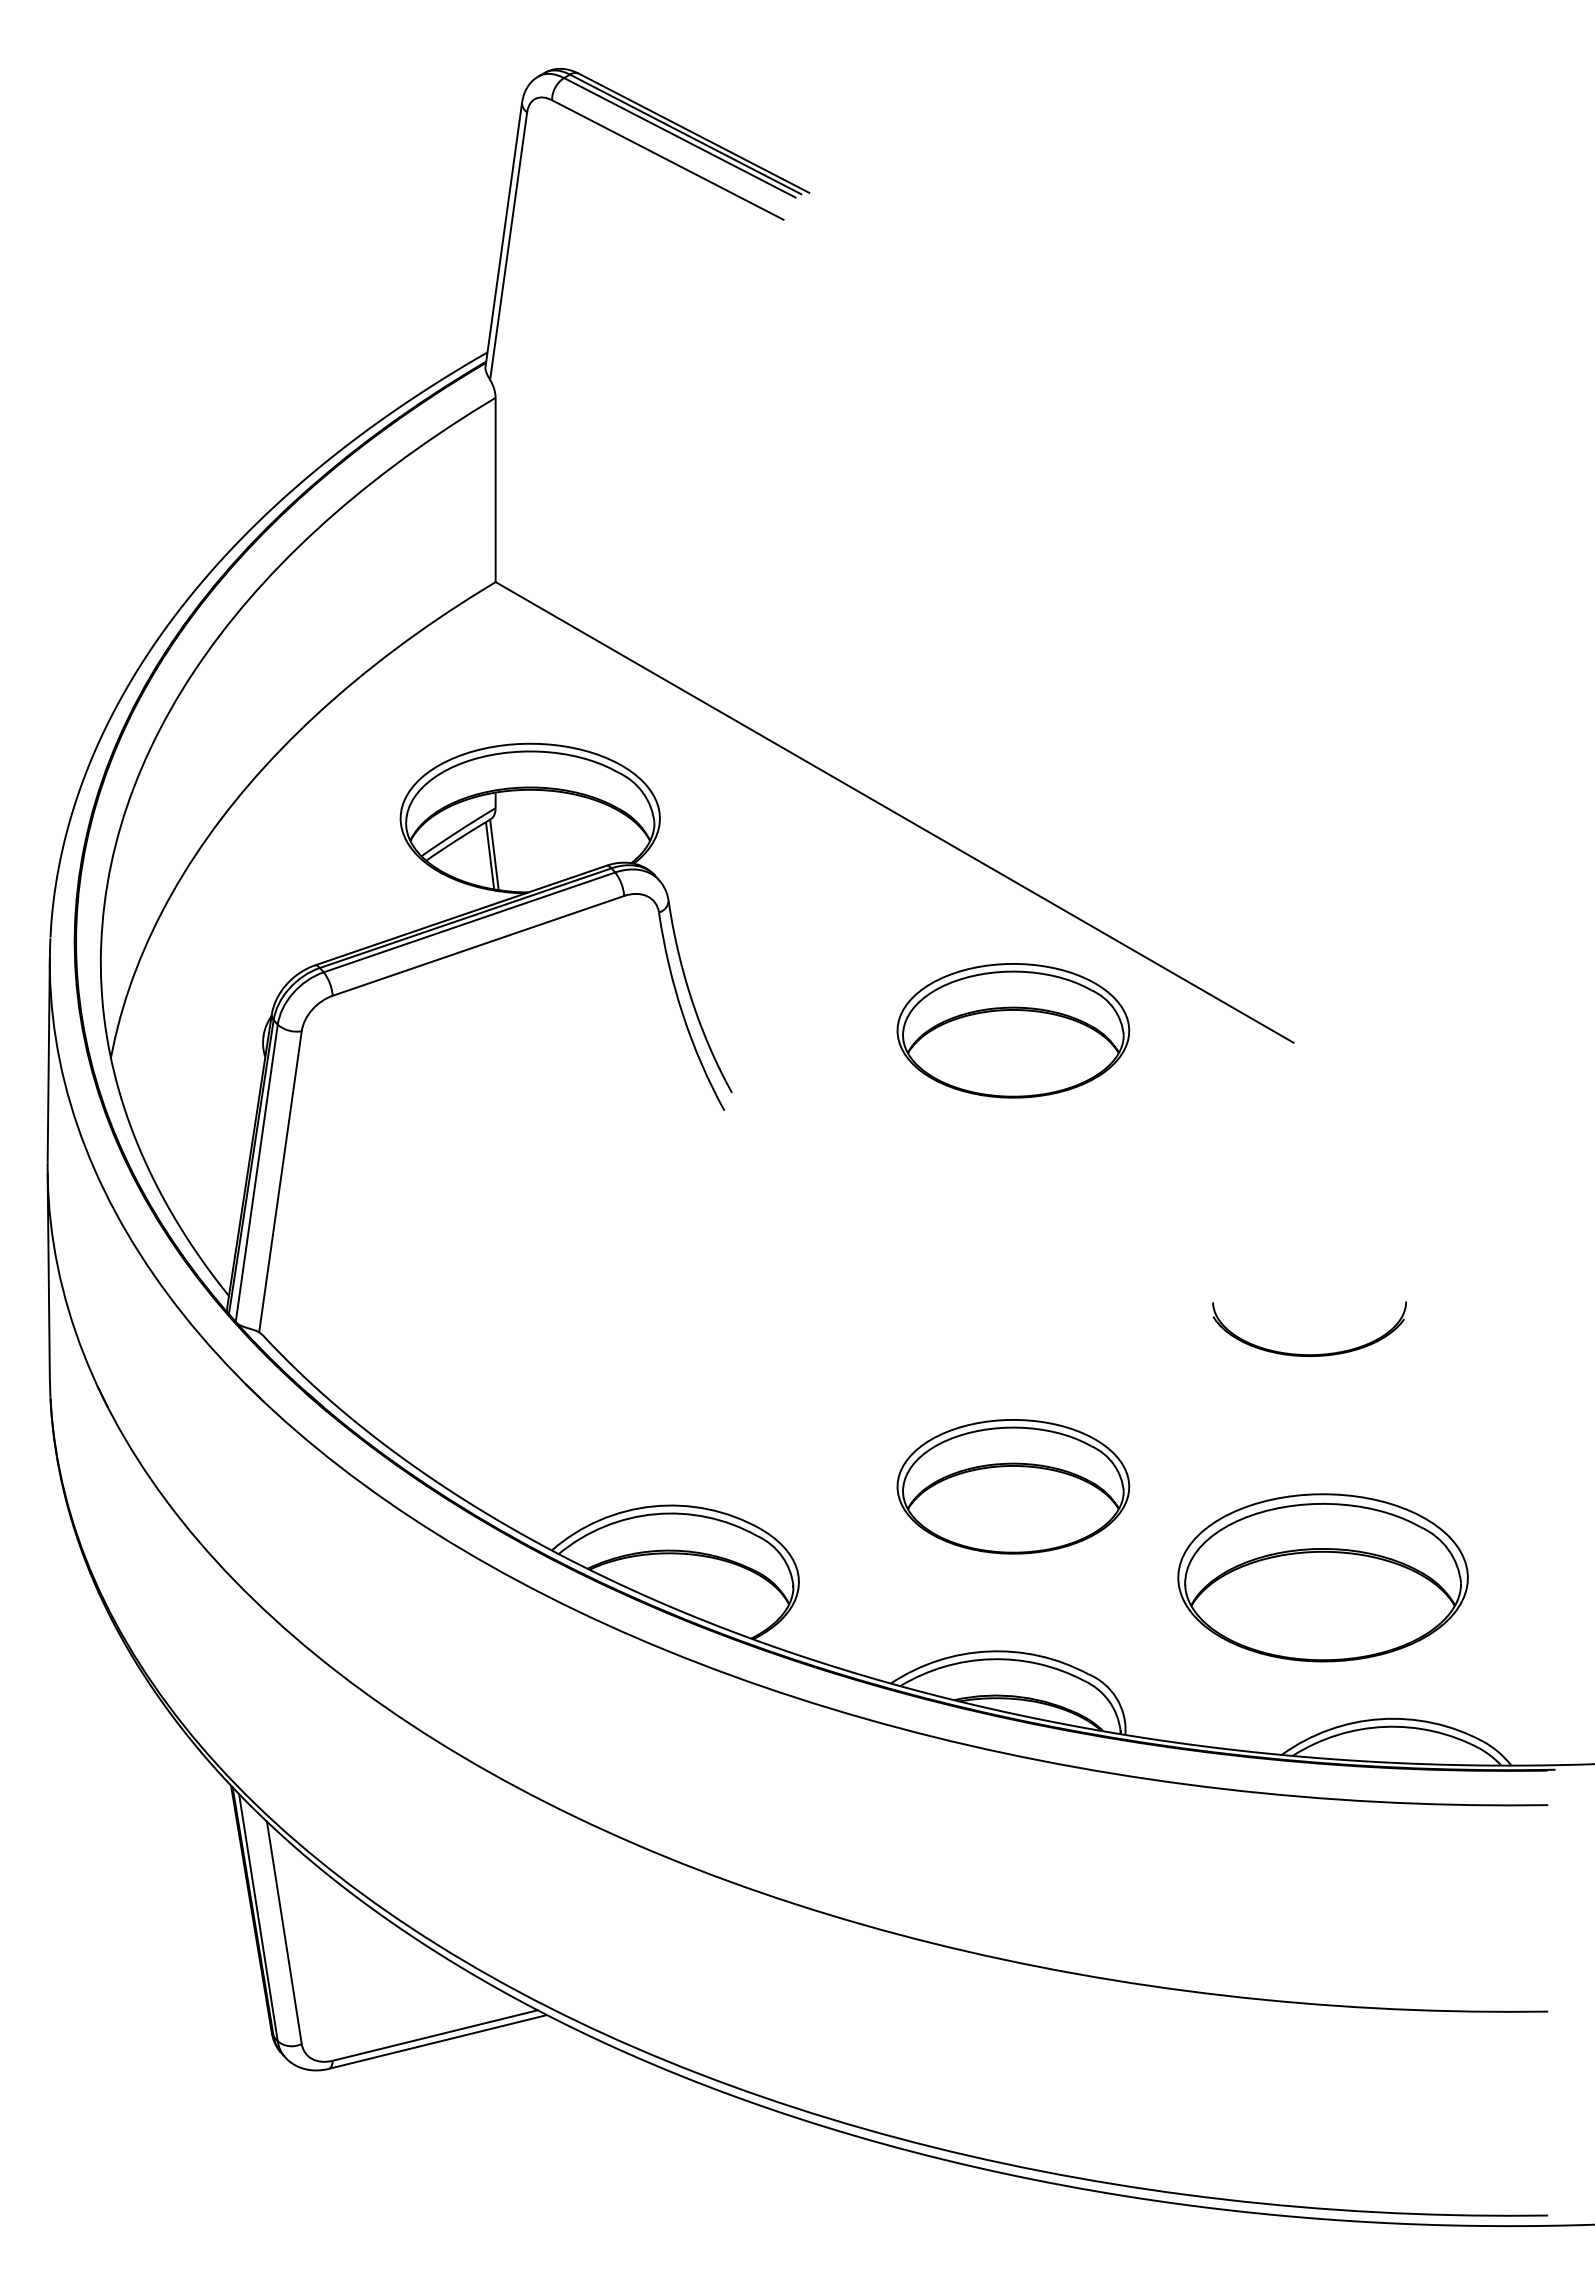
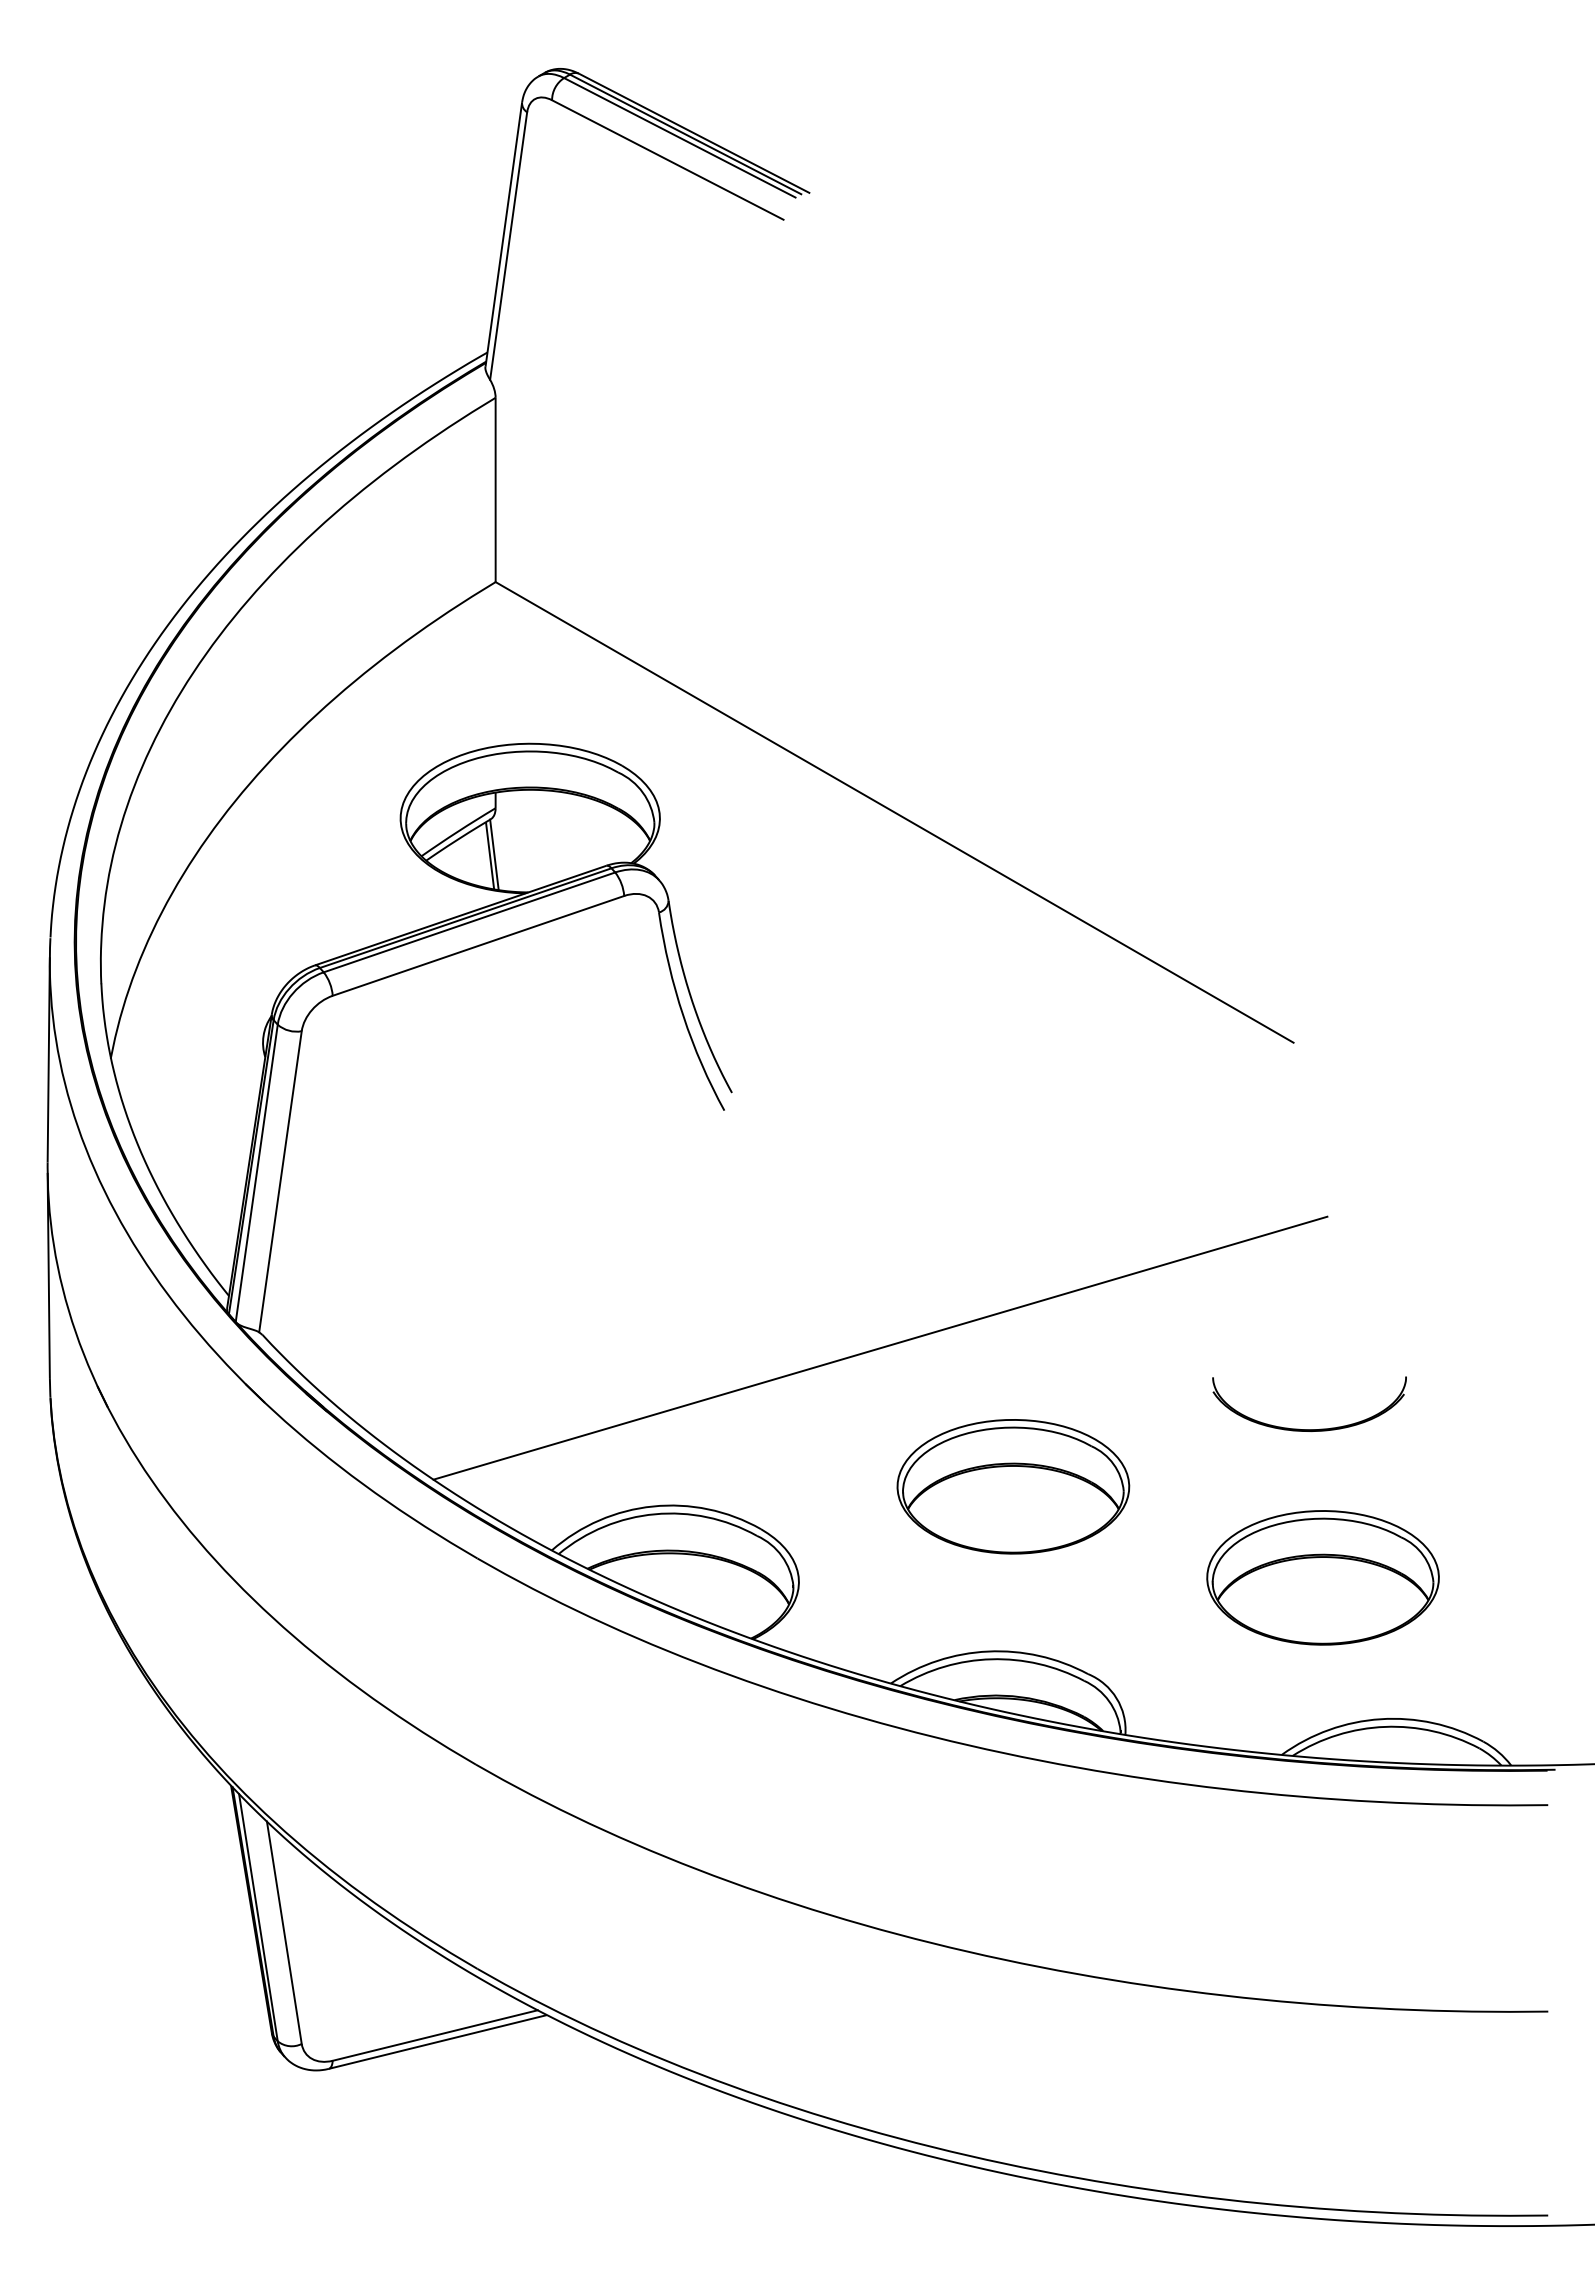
part: present -> none (1013, 1030)
line: none -> present (880, 1347)
part position: (1309, 1354) -> (1309, 1429) (1309, 1429)
part size: 292x170 px -> 234x136 px (1322, 1577)
